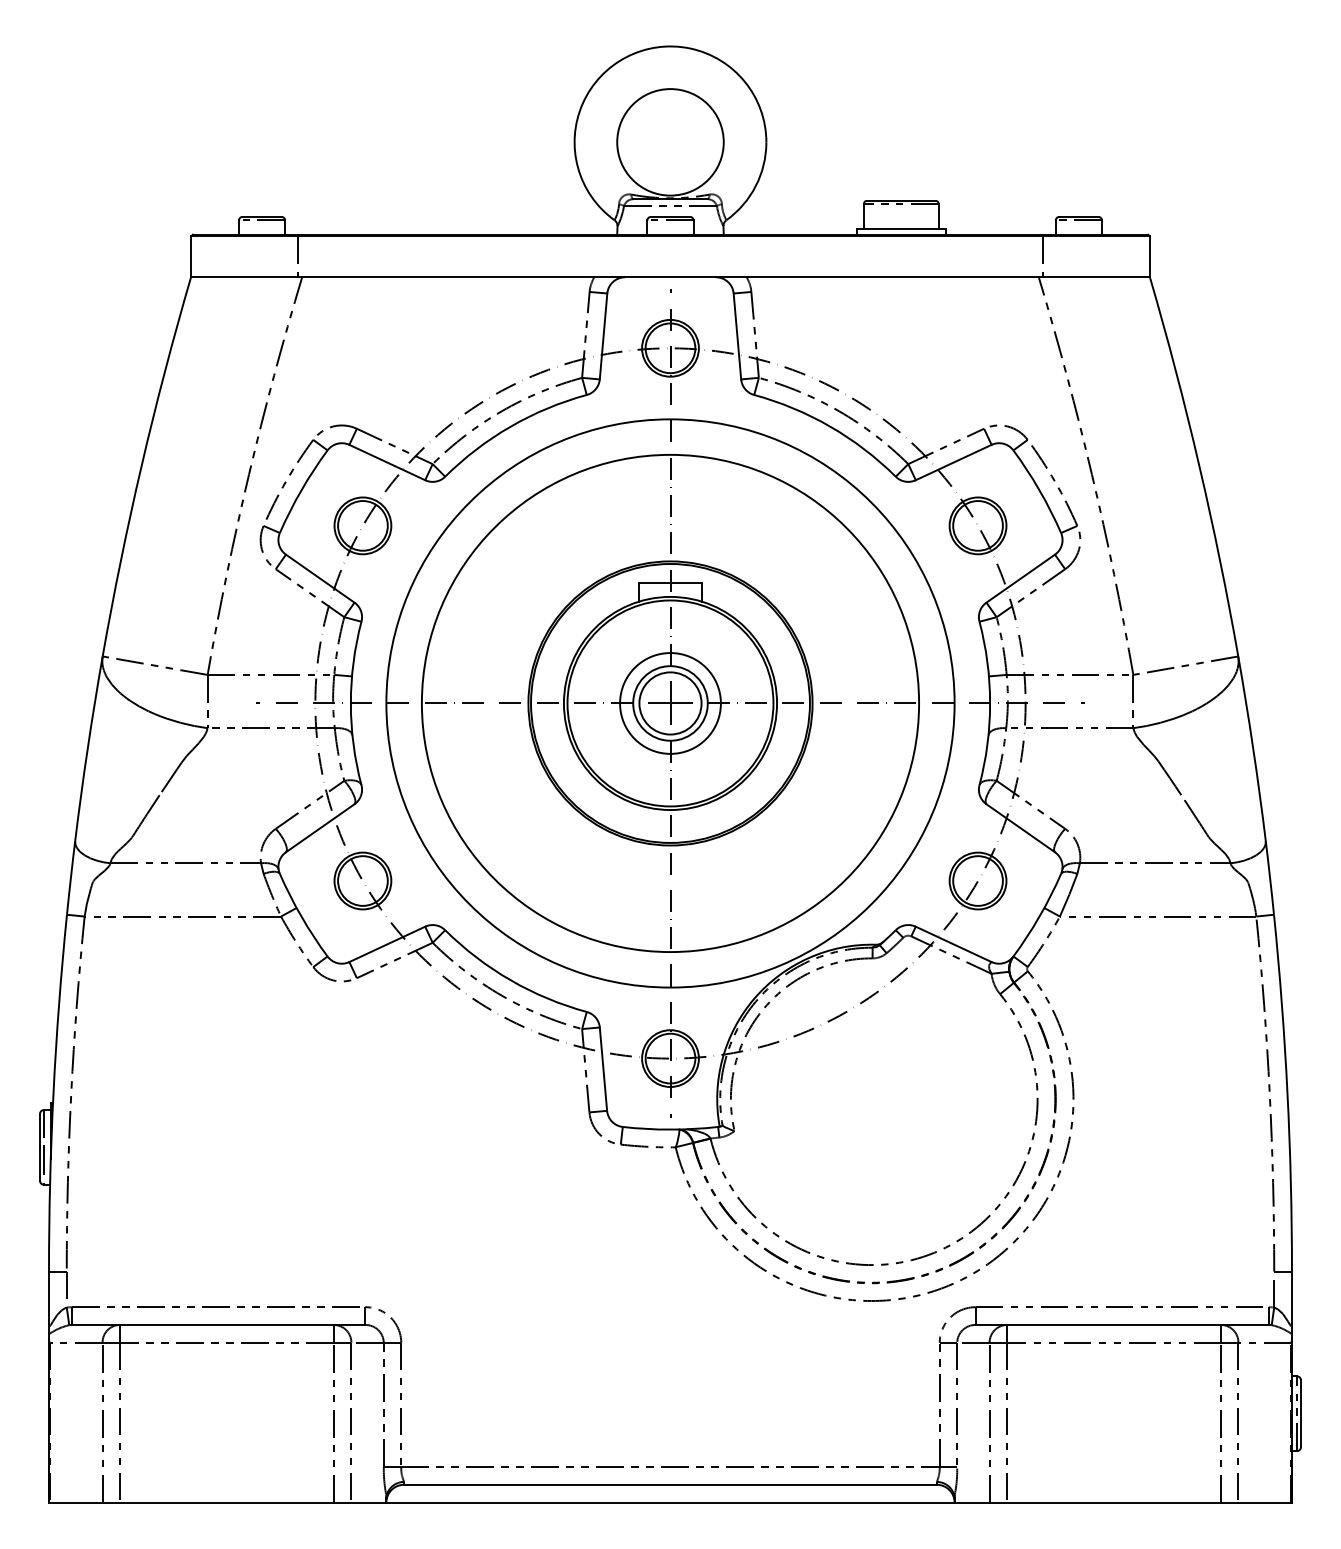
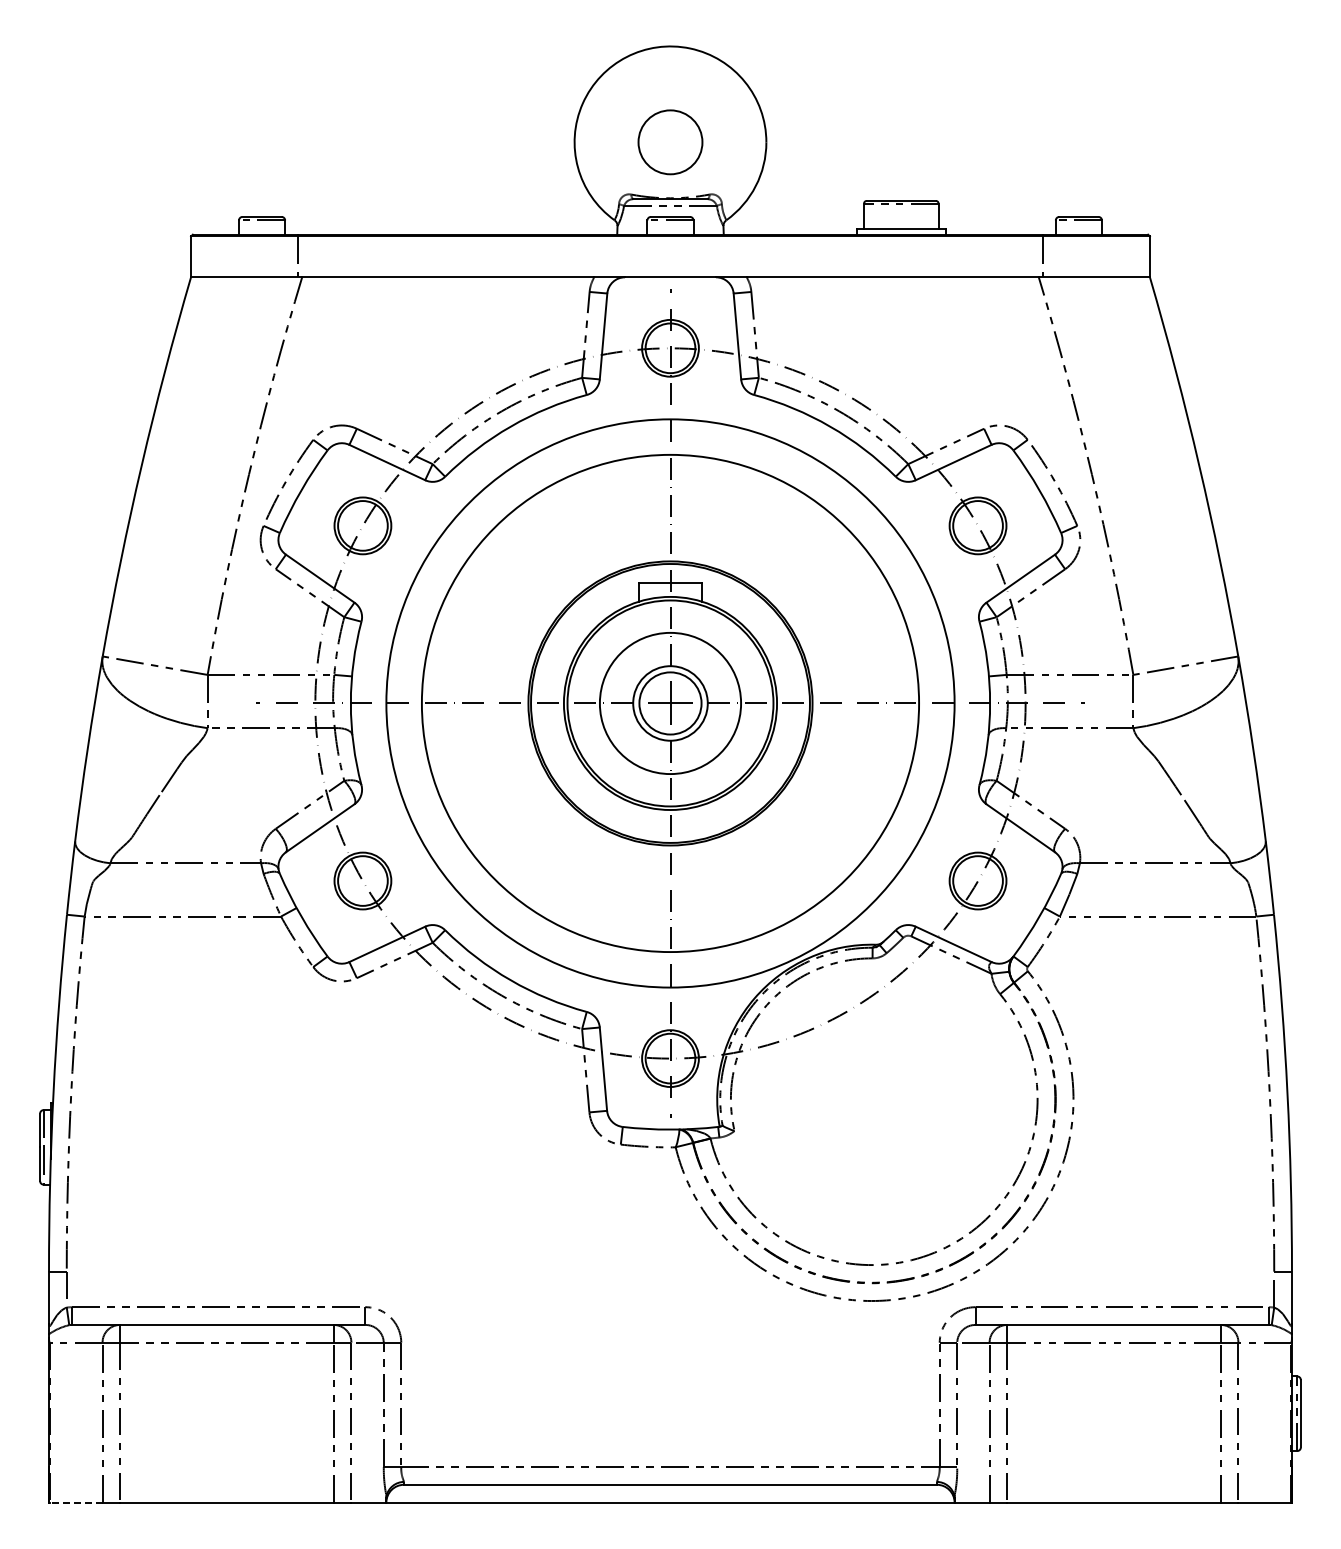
circle diameter: 107 px -> 64 px (670, 142)
circle diameter: 101 px -> 141 px (670, 703)
line: solid -> dashed (75, 1502)
